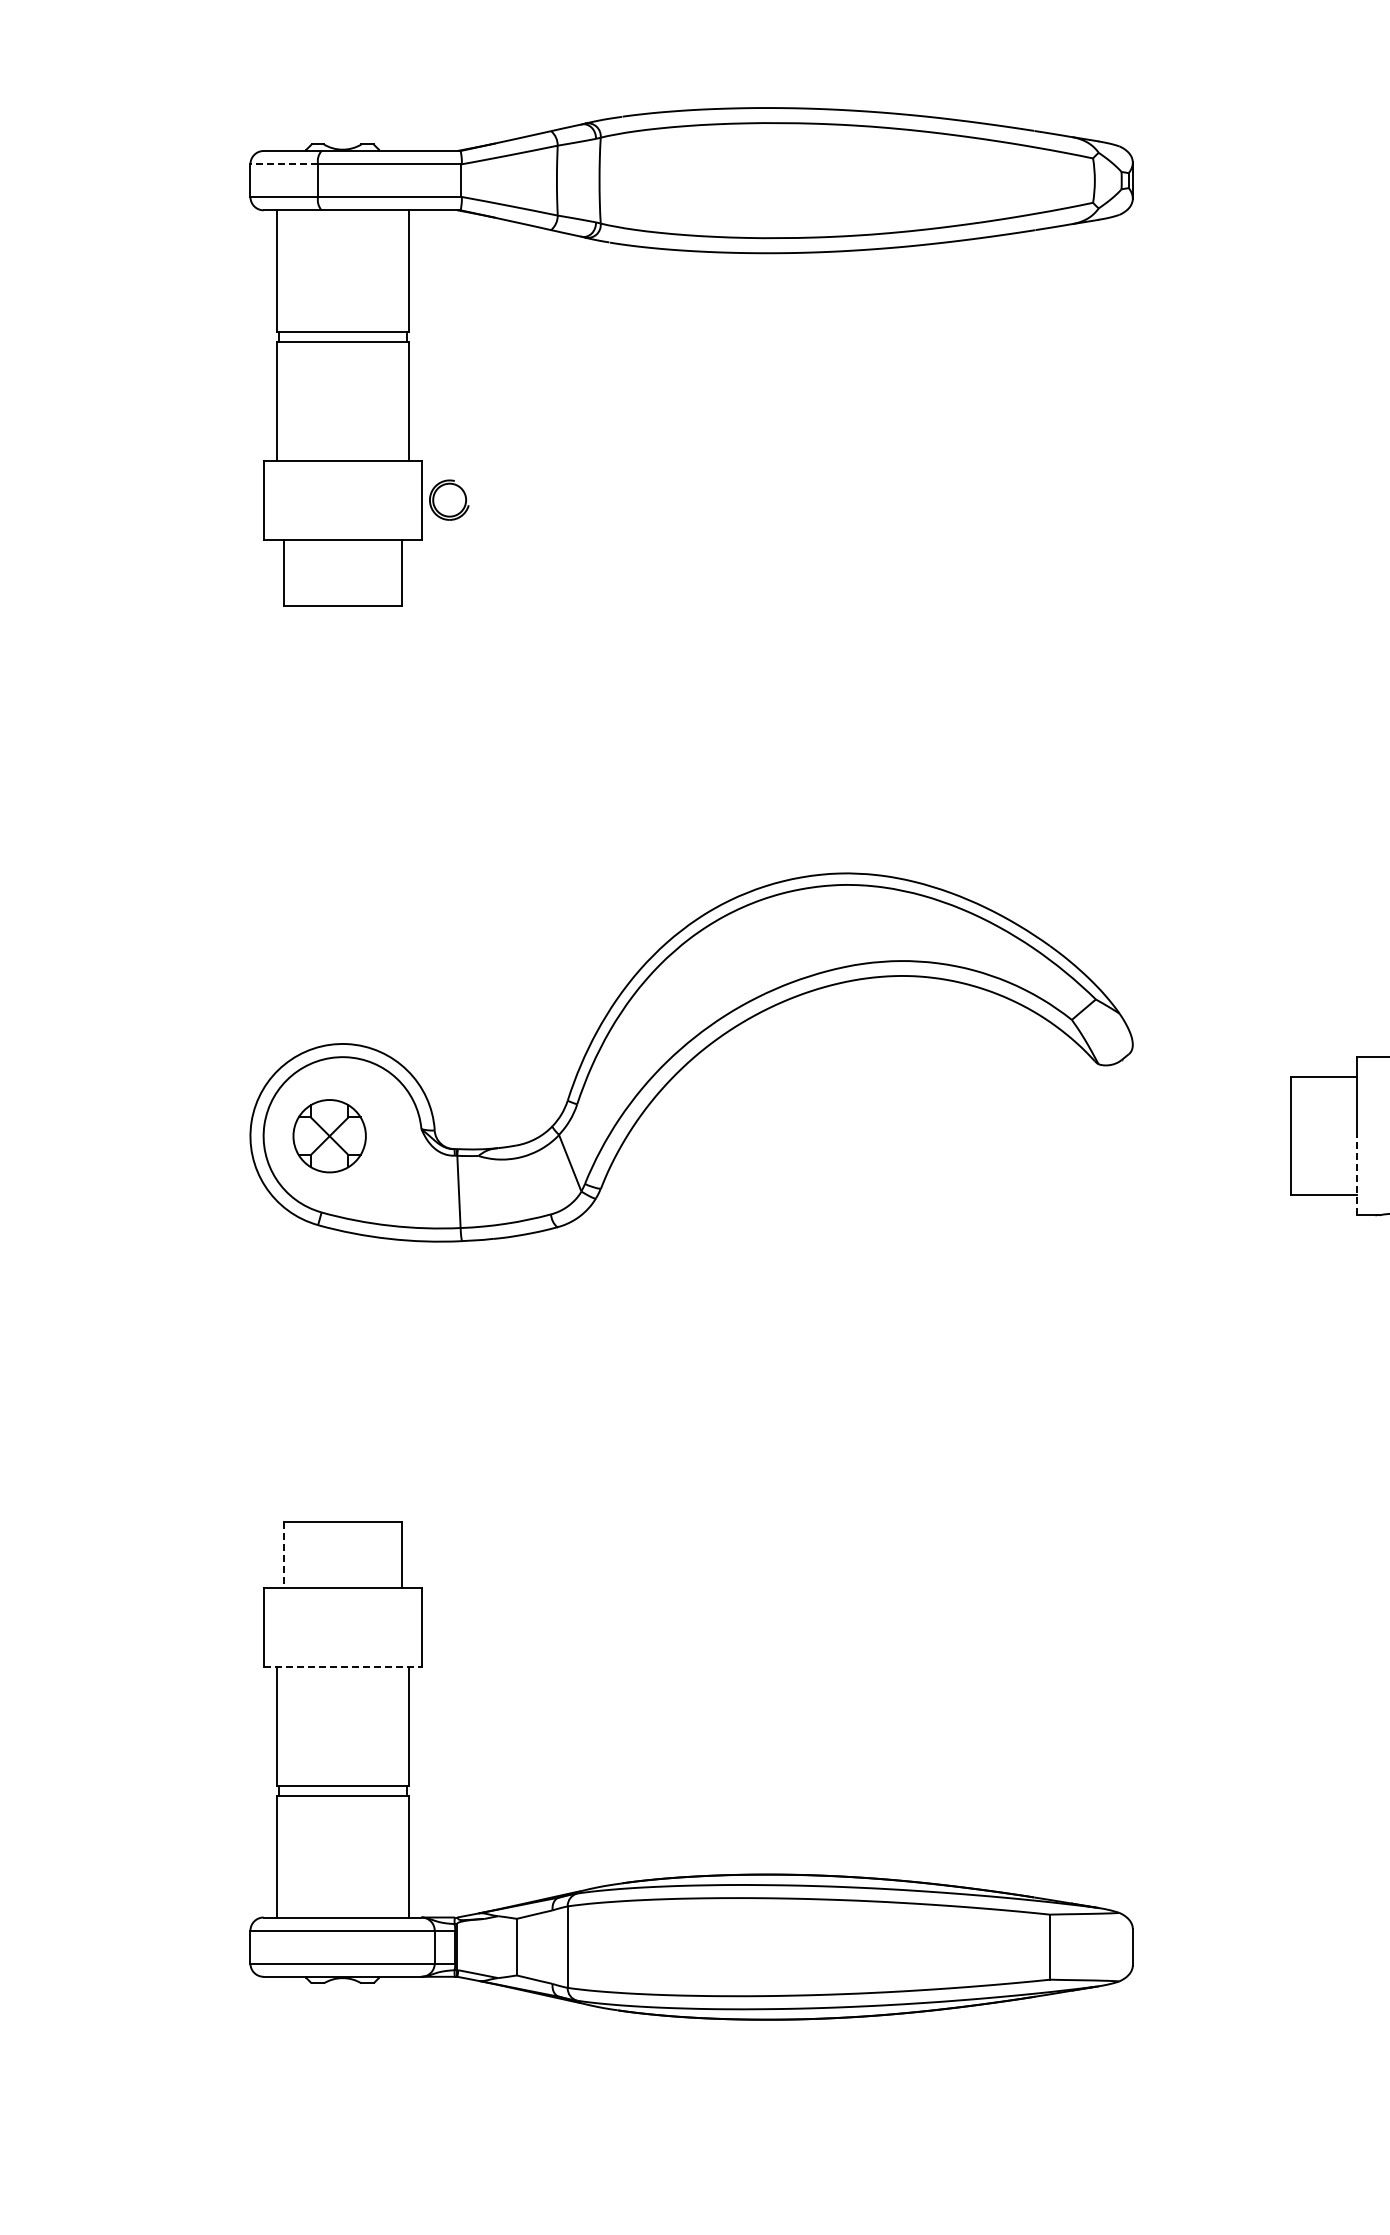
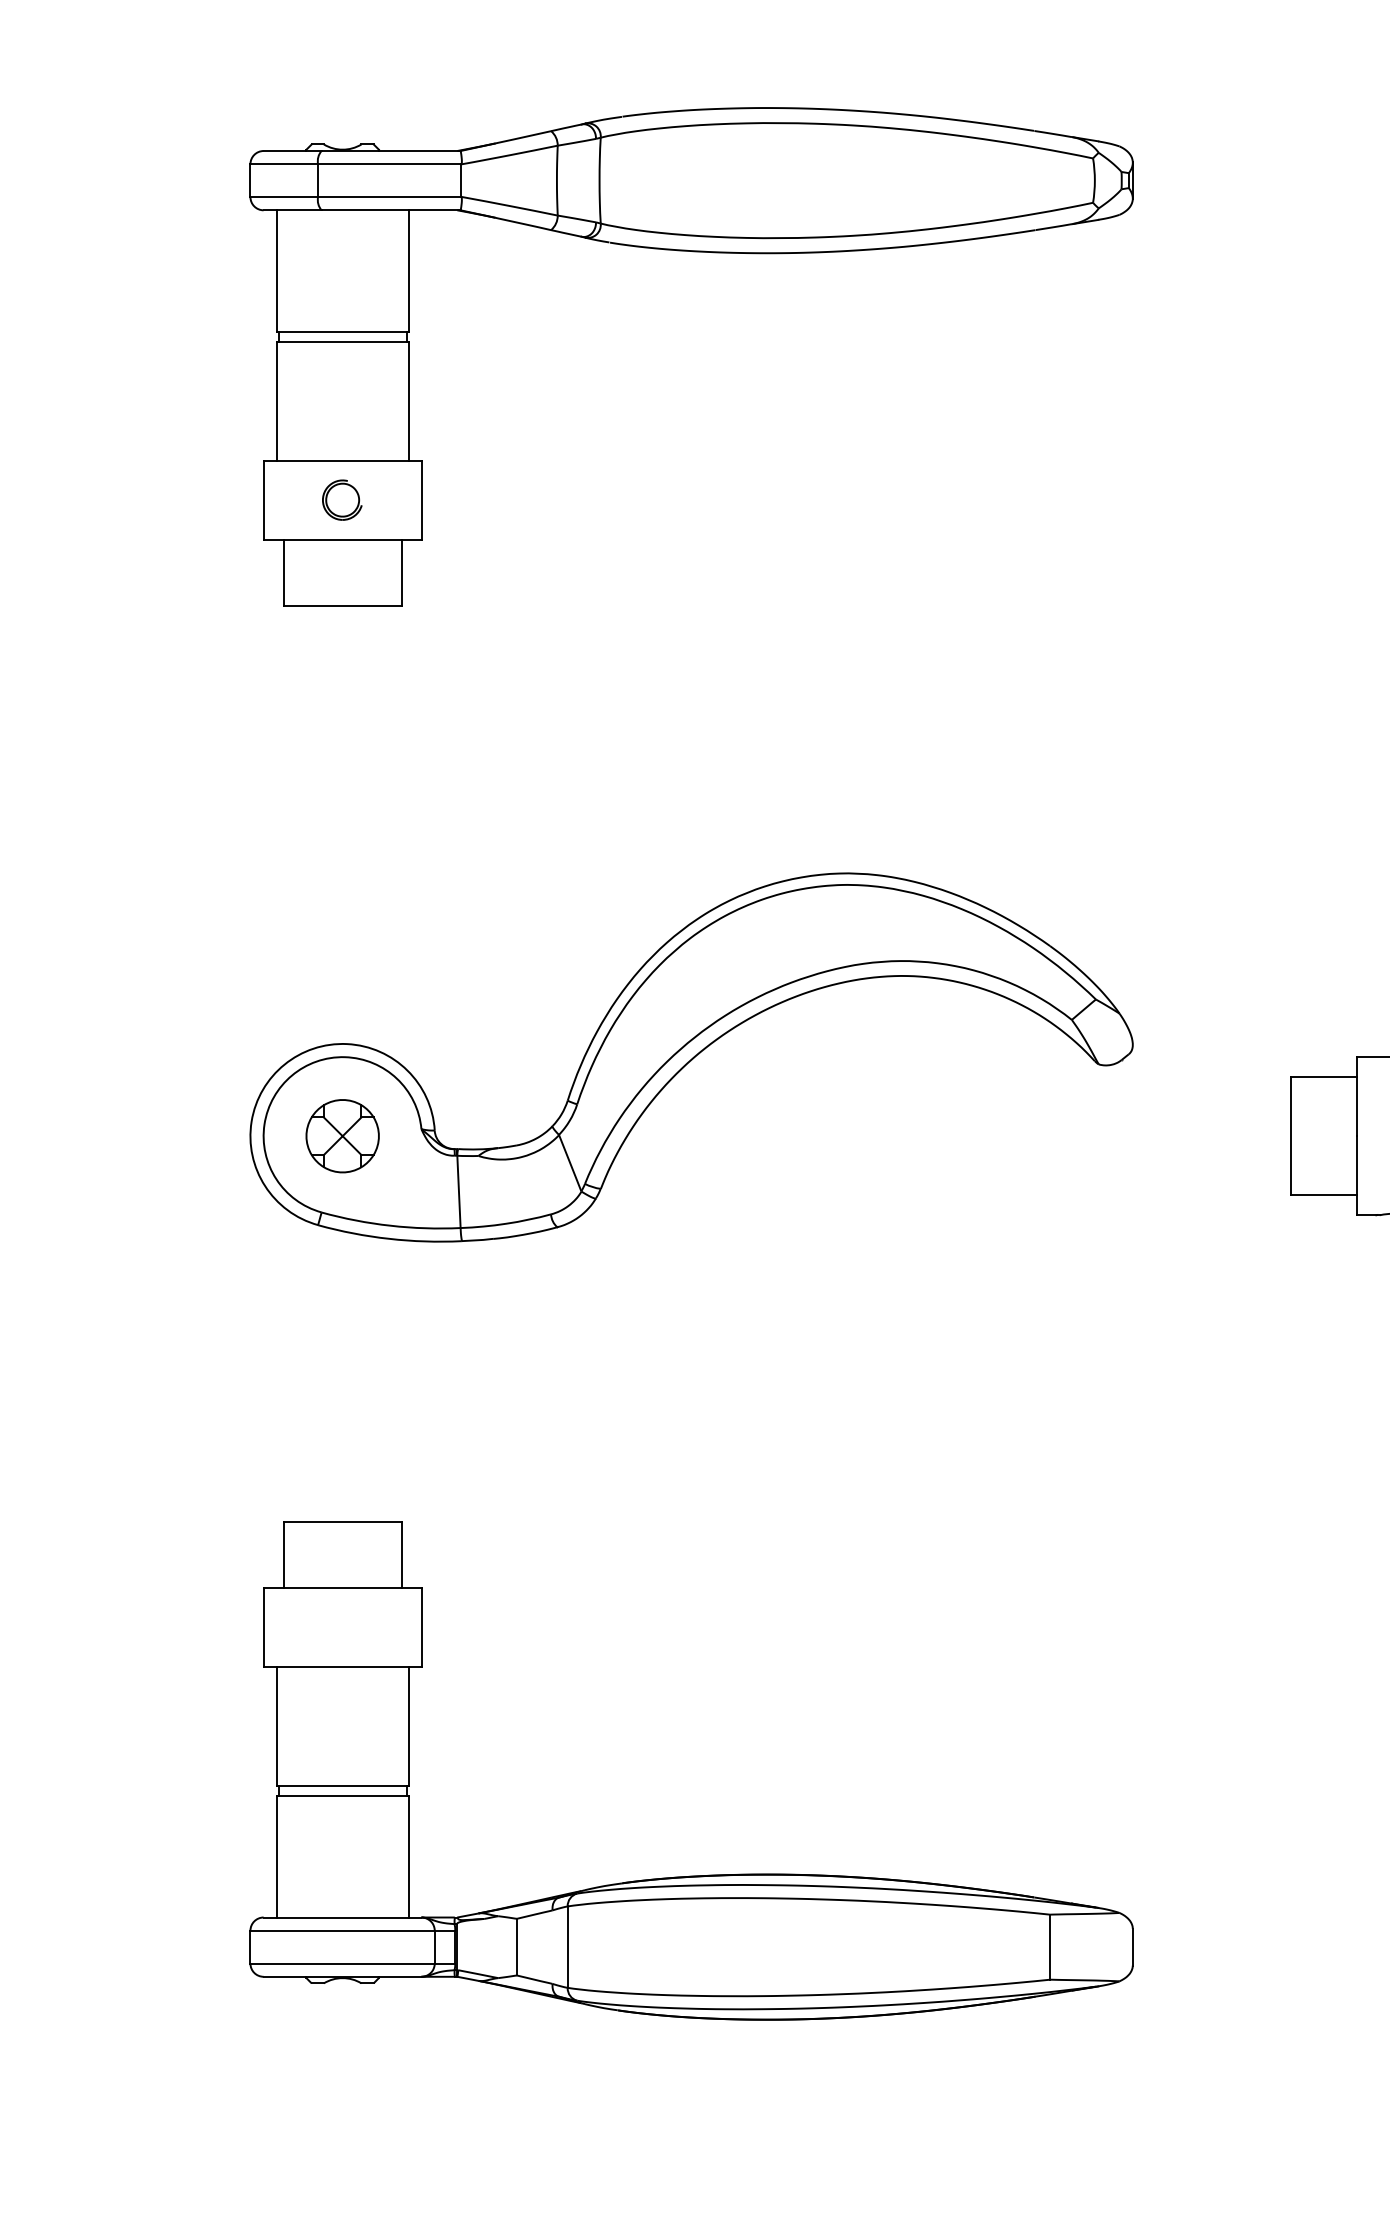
line: dashed -> solid (284, 164)
part position: (449, 499) -> (342, 499) (342, 499)
part position: (329, 1136) -> (342, 1136) (342, 1136)
line: dashed -> solid (1356, 1175)
line: dashed -> solid (283, 1555)
line: dashed -> solid (343, 1667)
